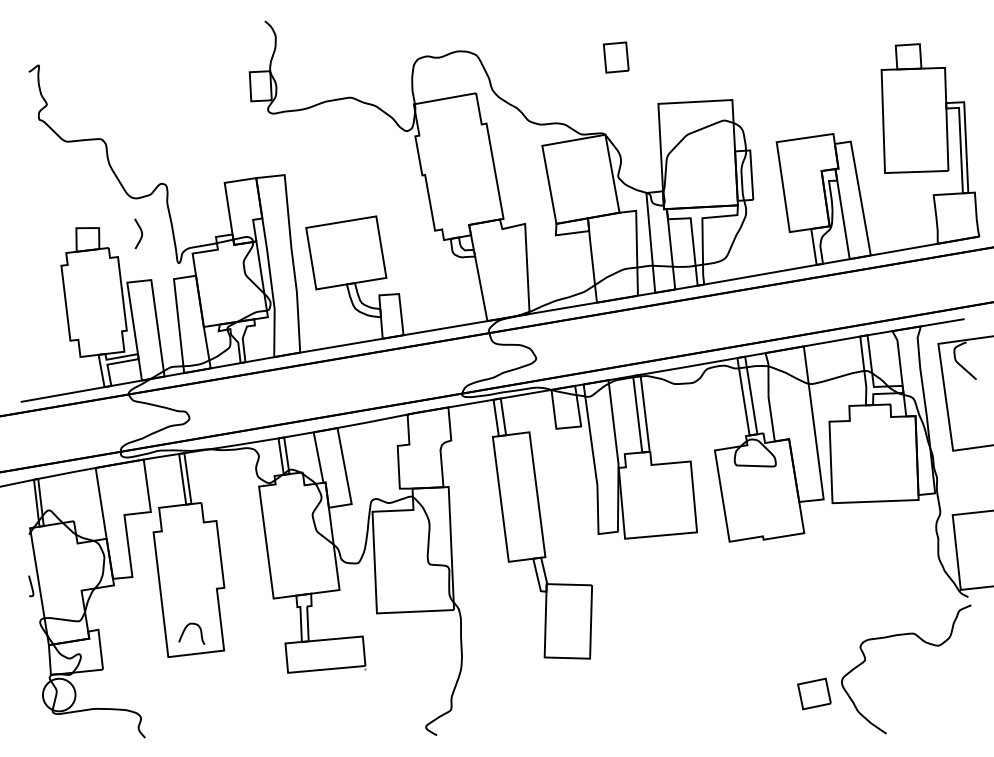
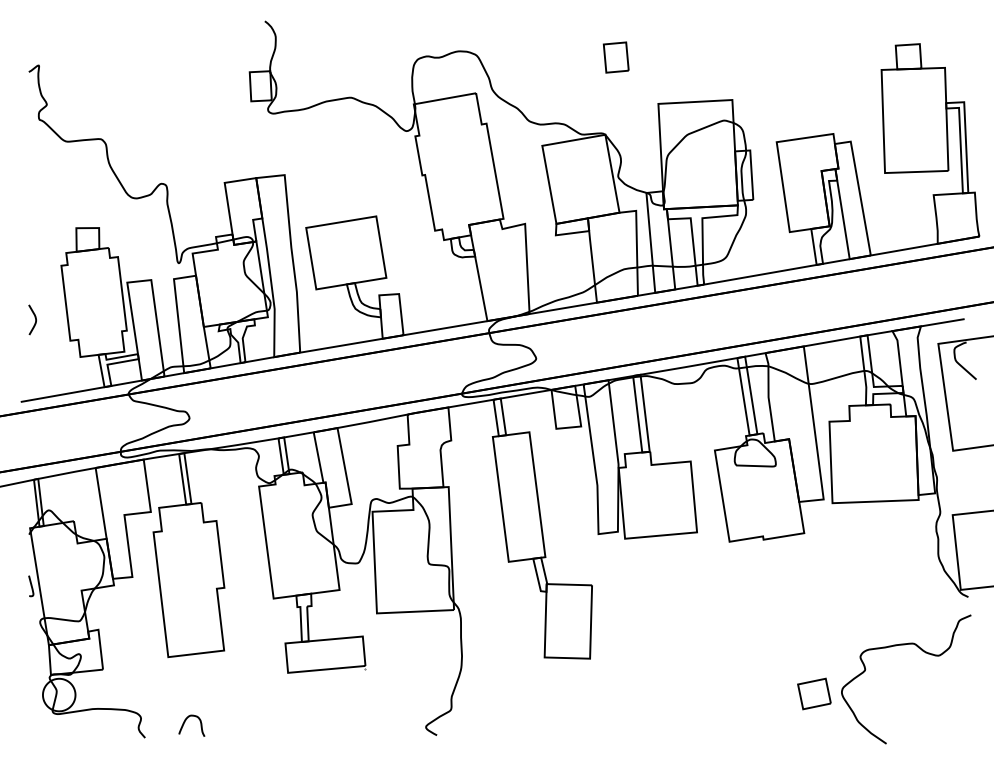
curve position: (140, 231) -> (34, 317) (34, 317)
curve position: (185, 630) -> (185, 722) (185, 722)
curve position: (925, 643) -> (925, 653) (925, 653)
